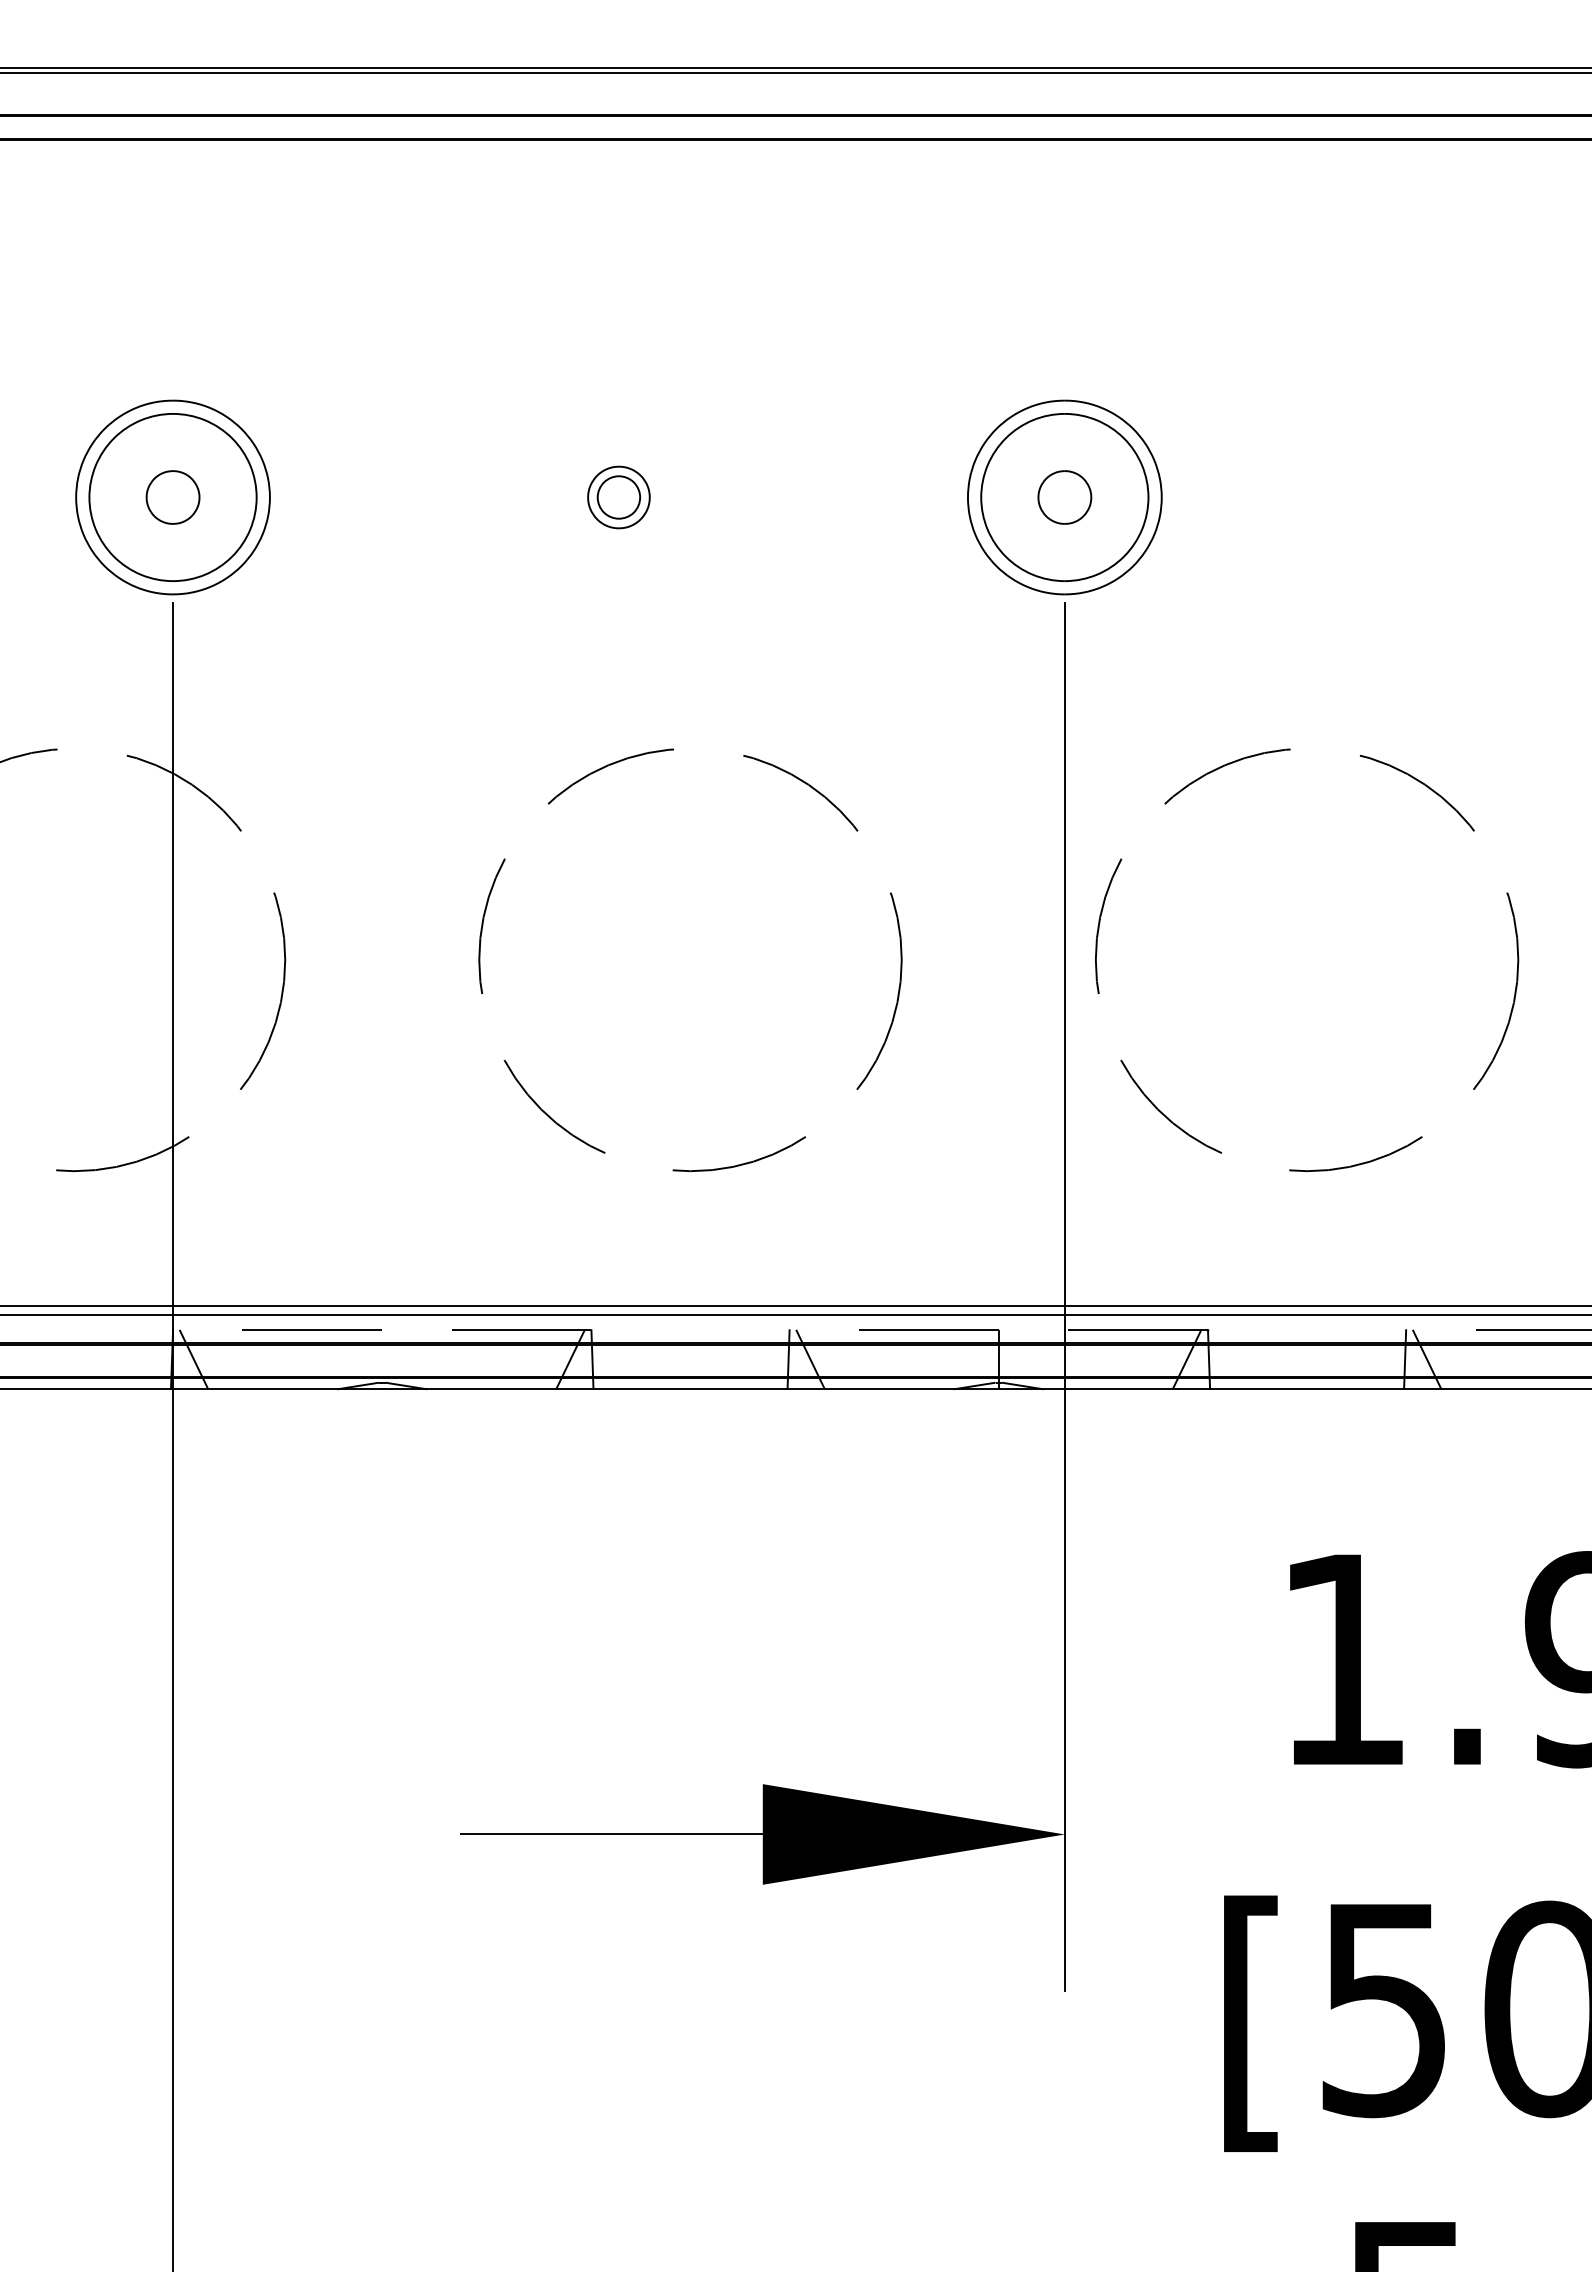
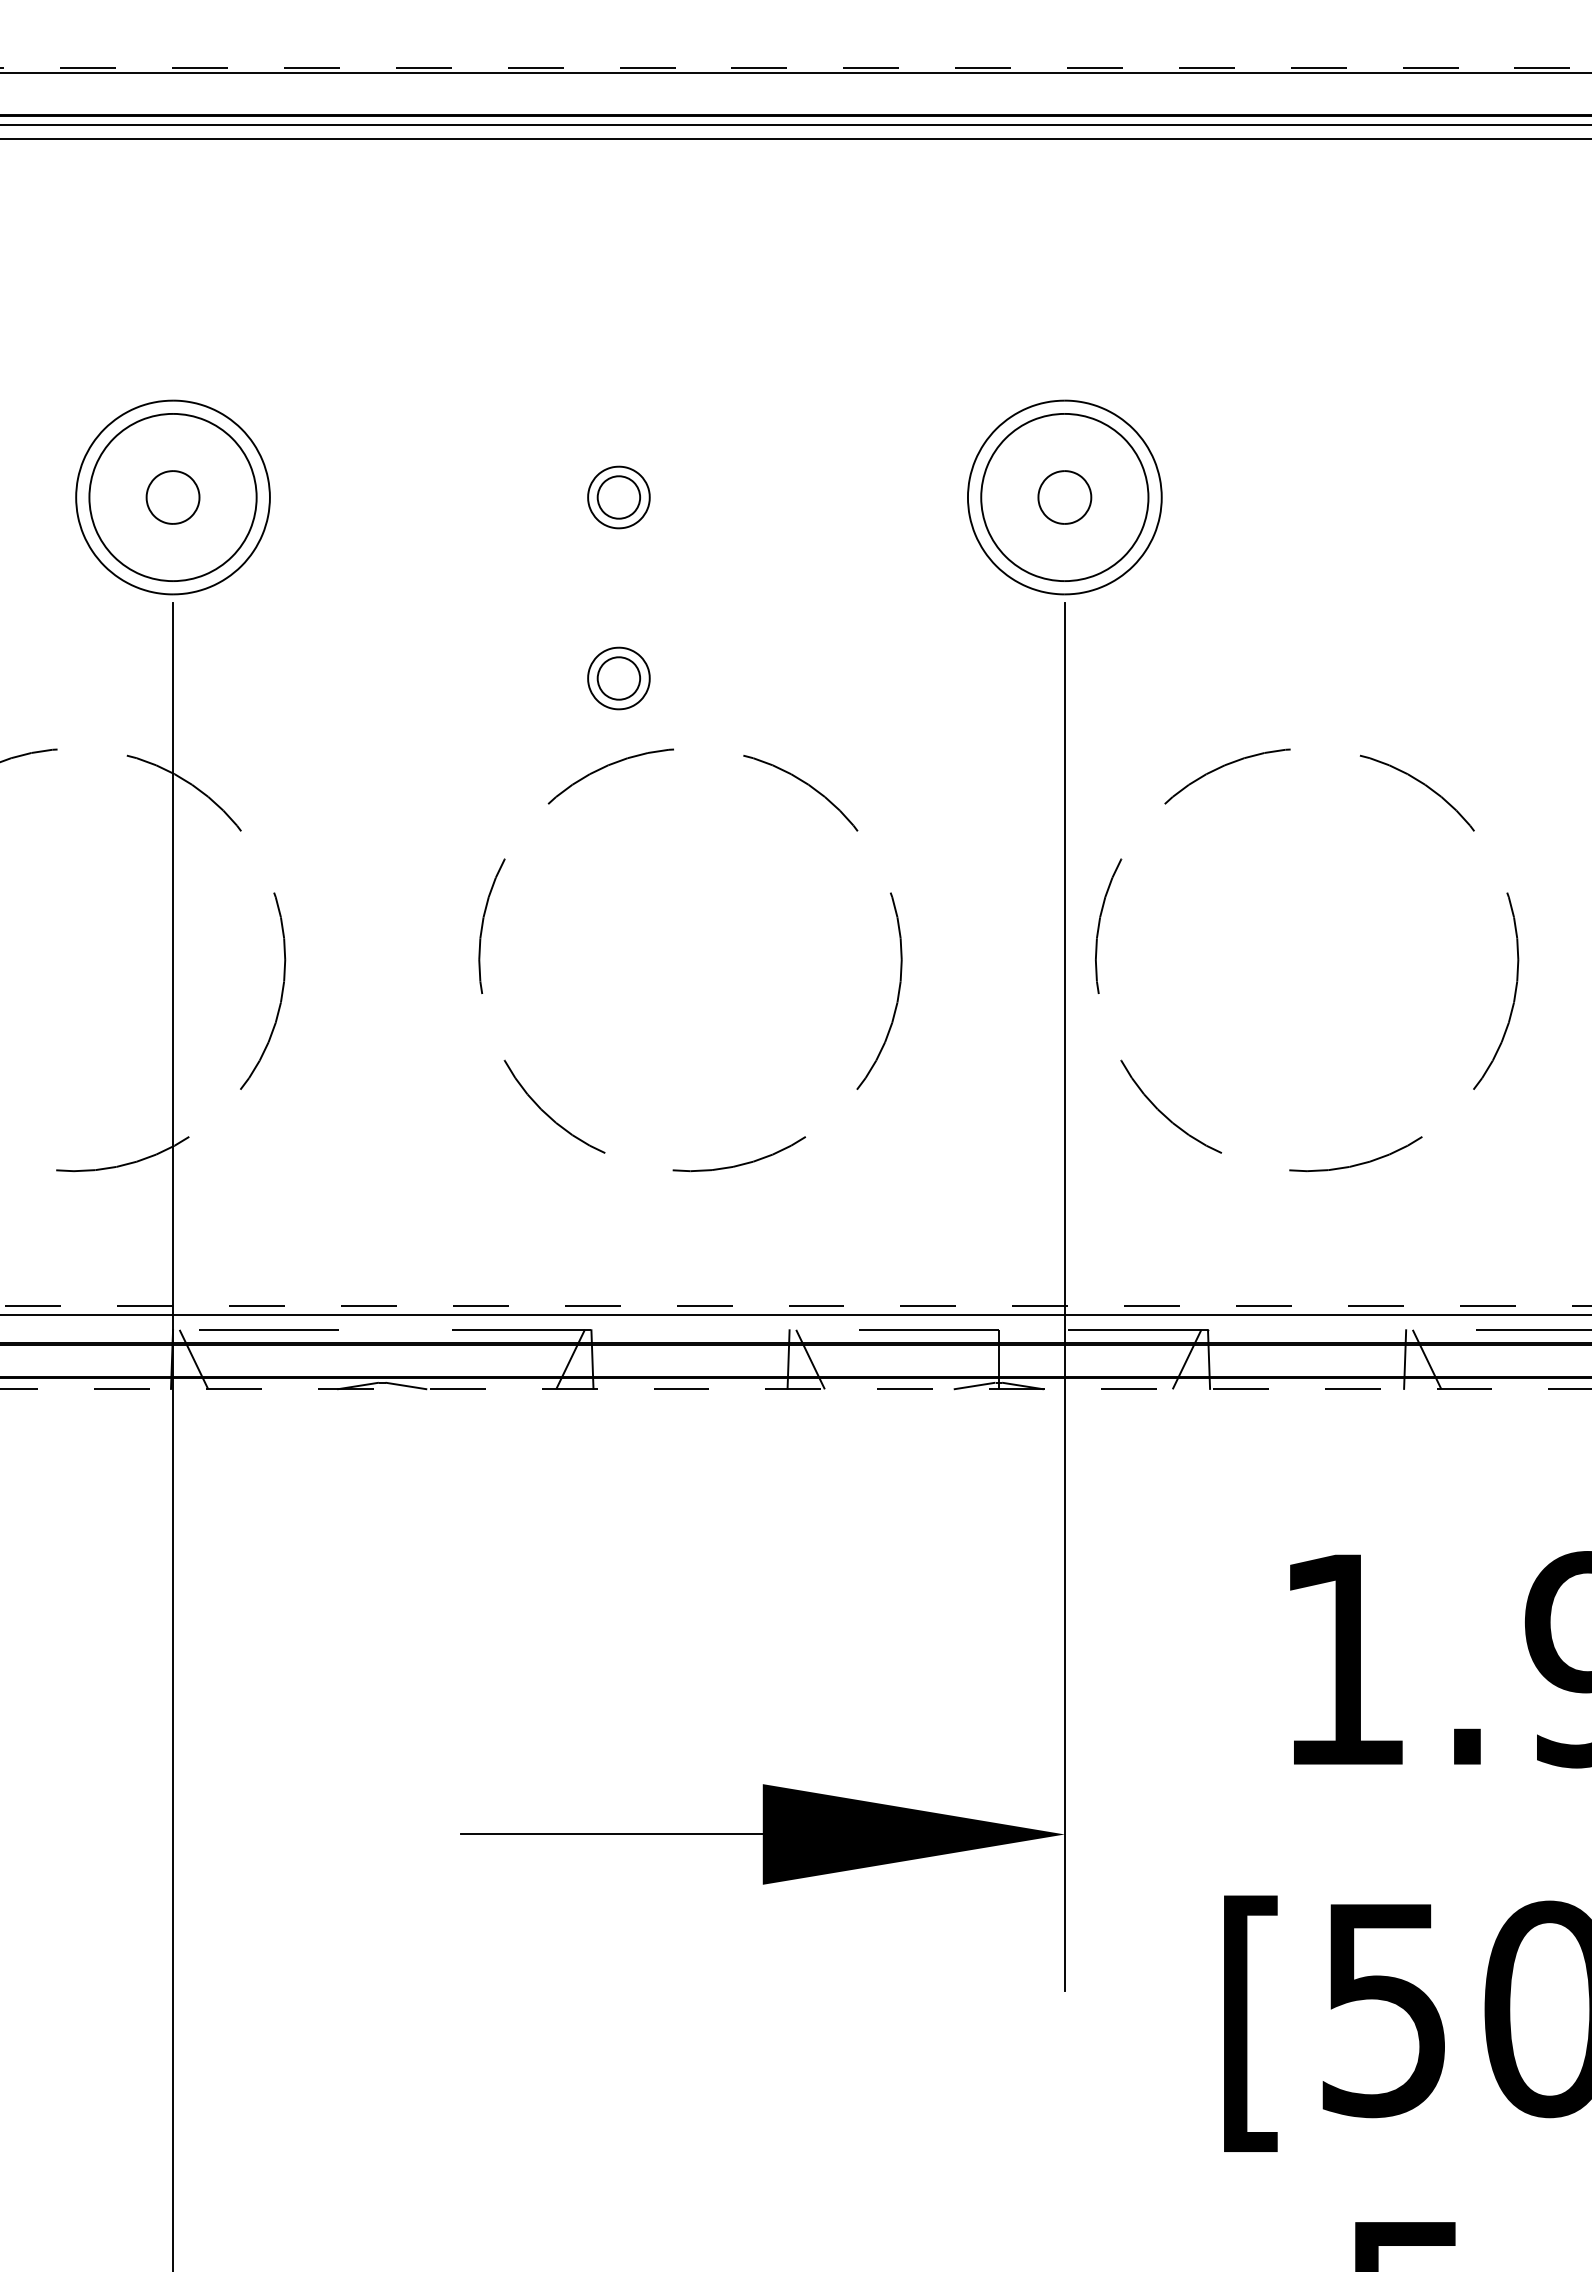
line: solid -> dashed (796, 68)
line position: (795, 139) -> (795, 124) (795, 124)
part: none -> present (618, 678)
line: solid -> dashed (796, 1306)
line position: (311, 1329) -> (268, 1329) (268, 1329)
line: solid -> dashed (795, 1389)
